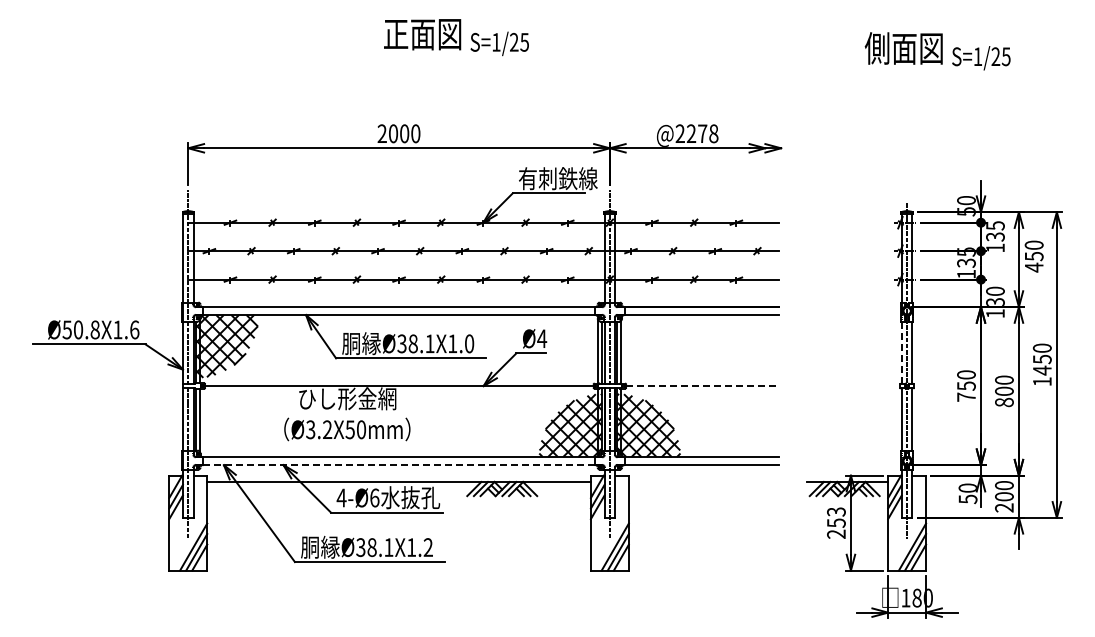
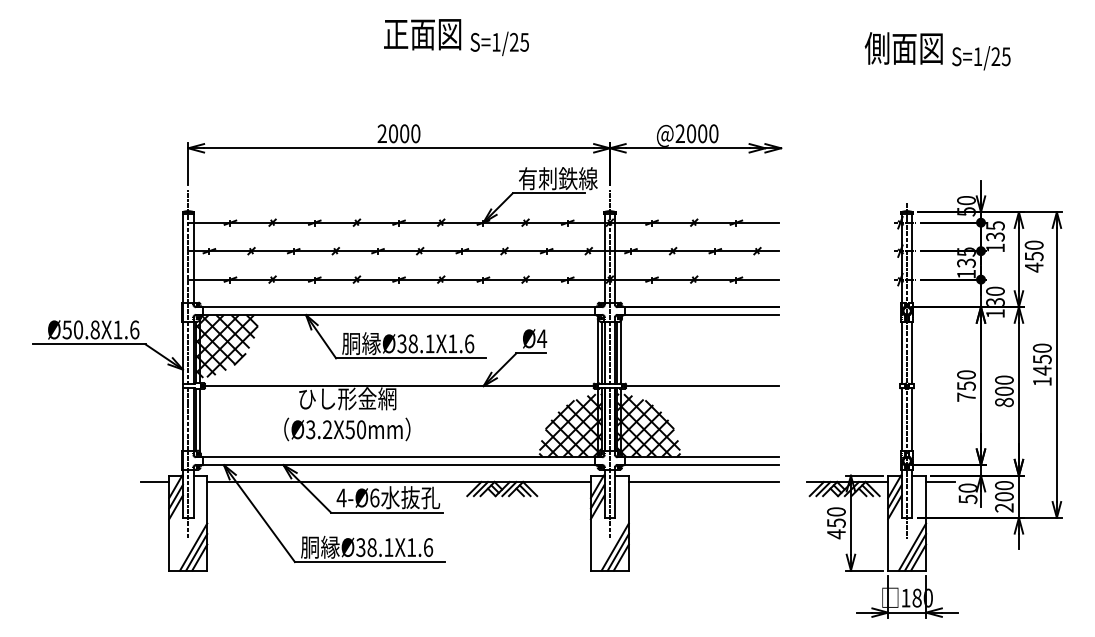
text: @2278 -> @2000 (702, 133)
text: Ø38.1X1.0 -> Ø38.1X1.6 (469, 343)
line: dashed -> solid (901, 353)
line: dashed -> solid (702, 386)
line: dashed -> solid (399, 465)
line: none -> present (154, 482)
line: none -> present (703, 482)
line: none -> present (940, 482)
text: 253 -> 450 (836, 523)
text: Ø38.1X1.2 -> Ø38.1X1.6 (428, 547)
